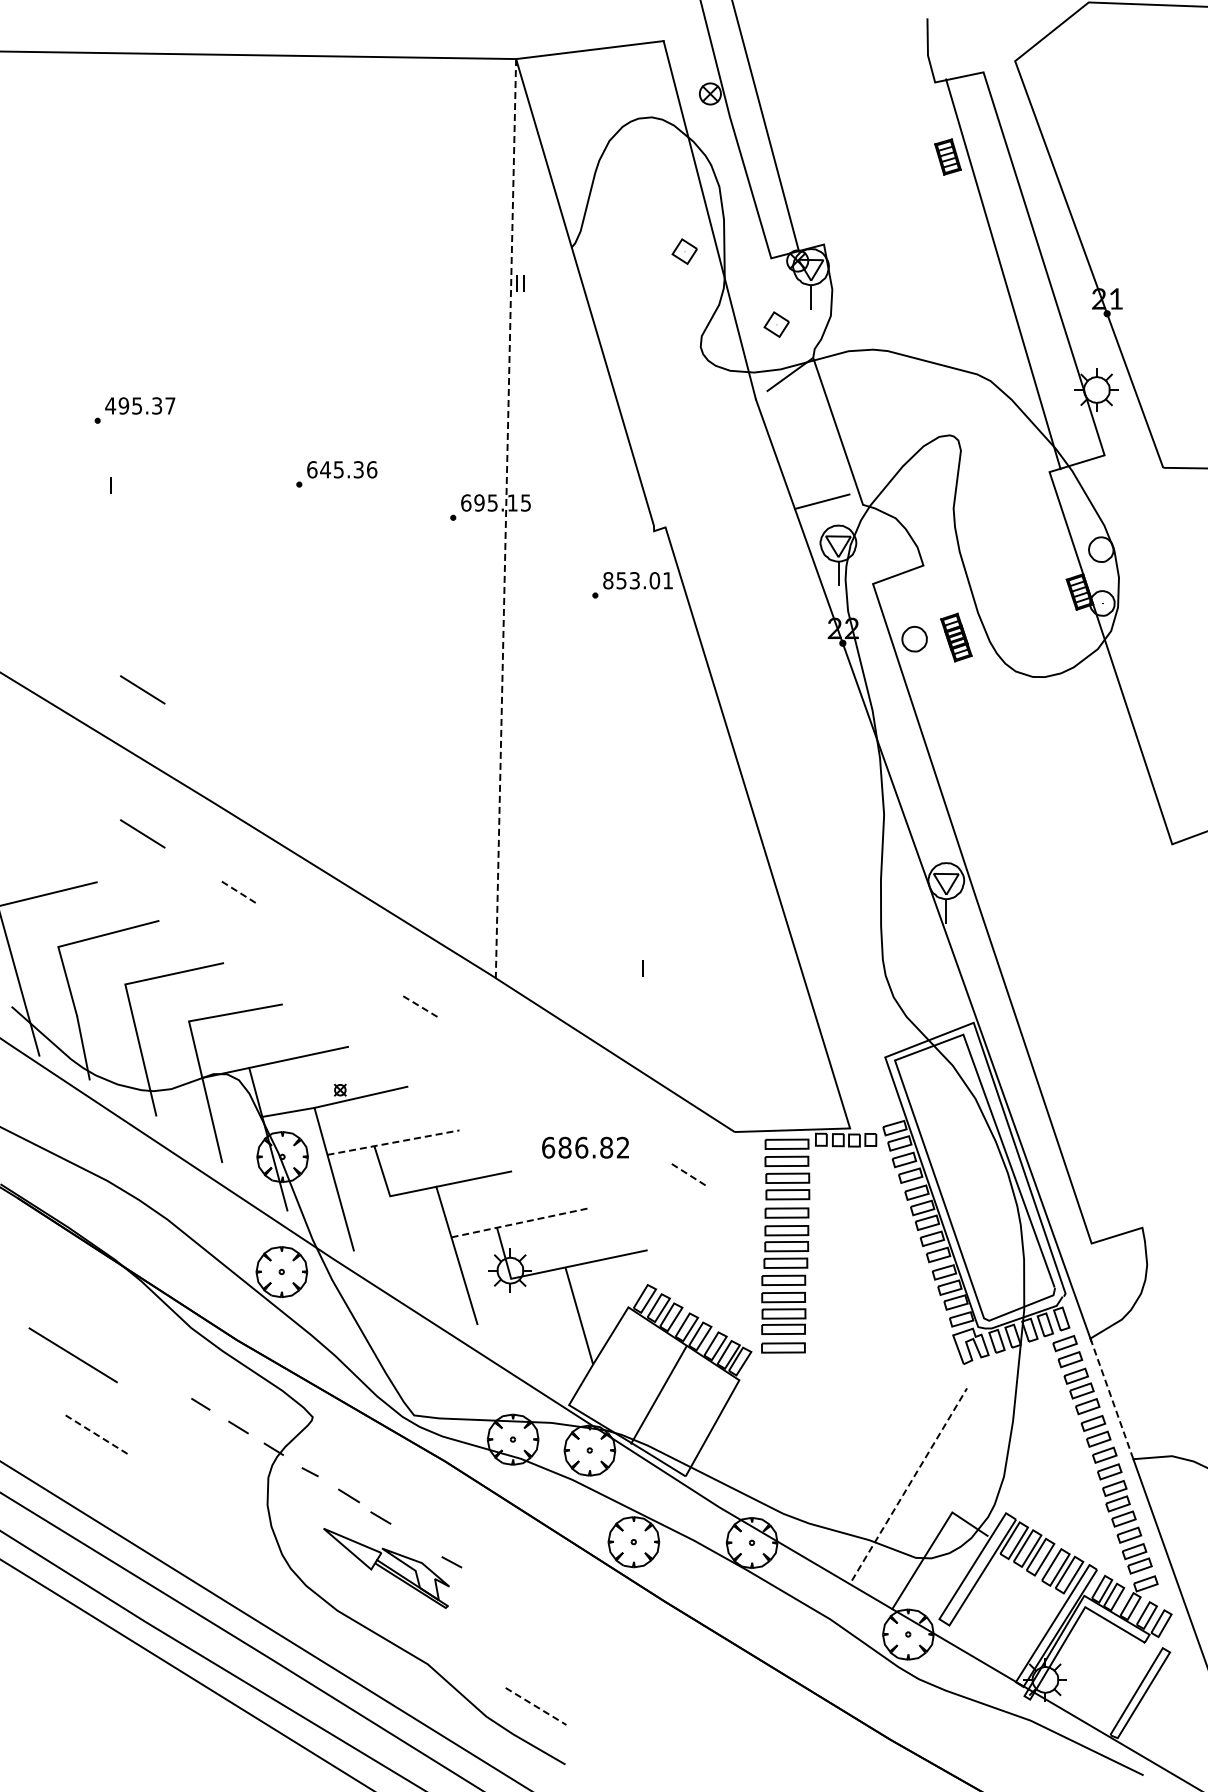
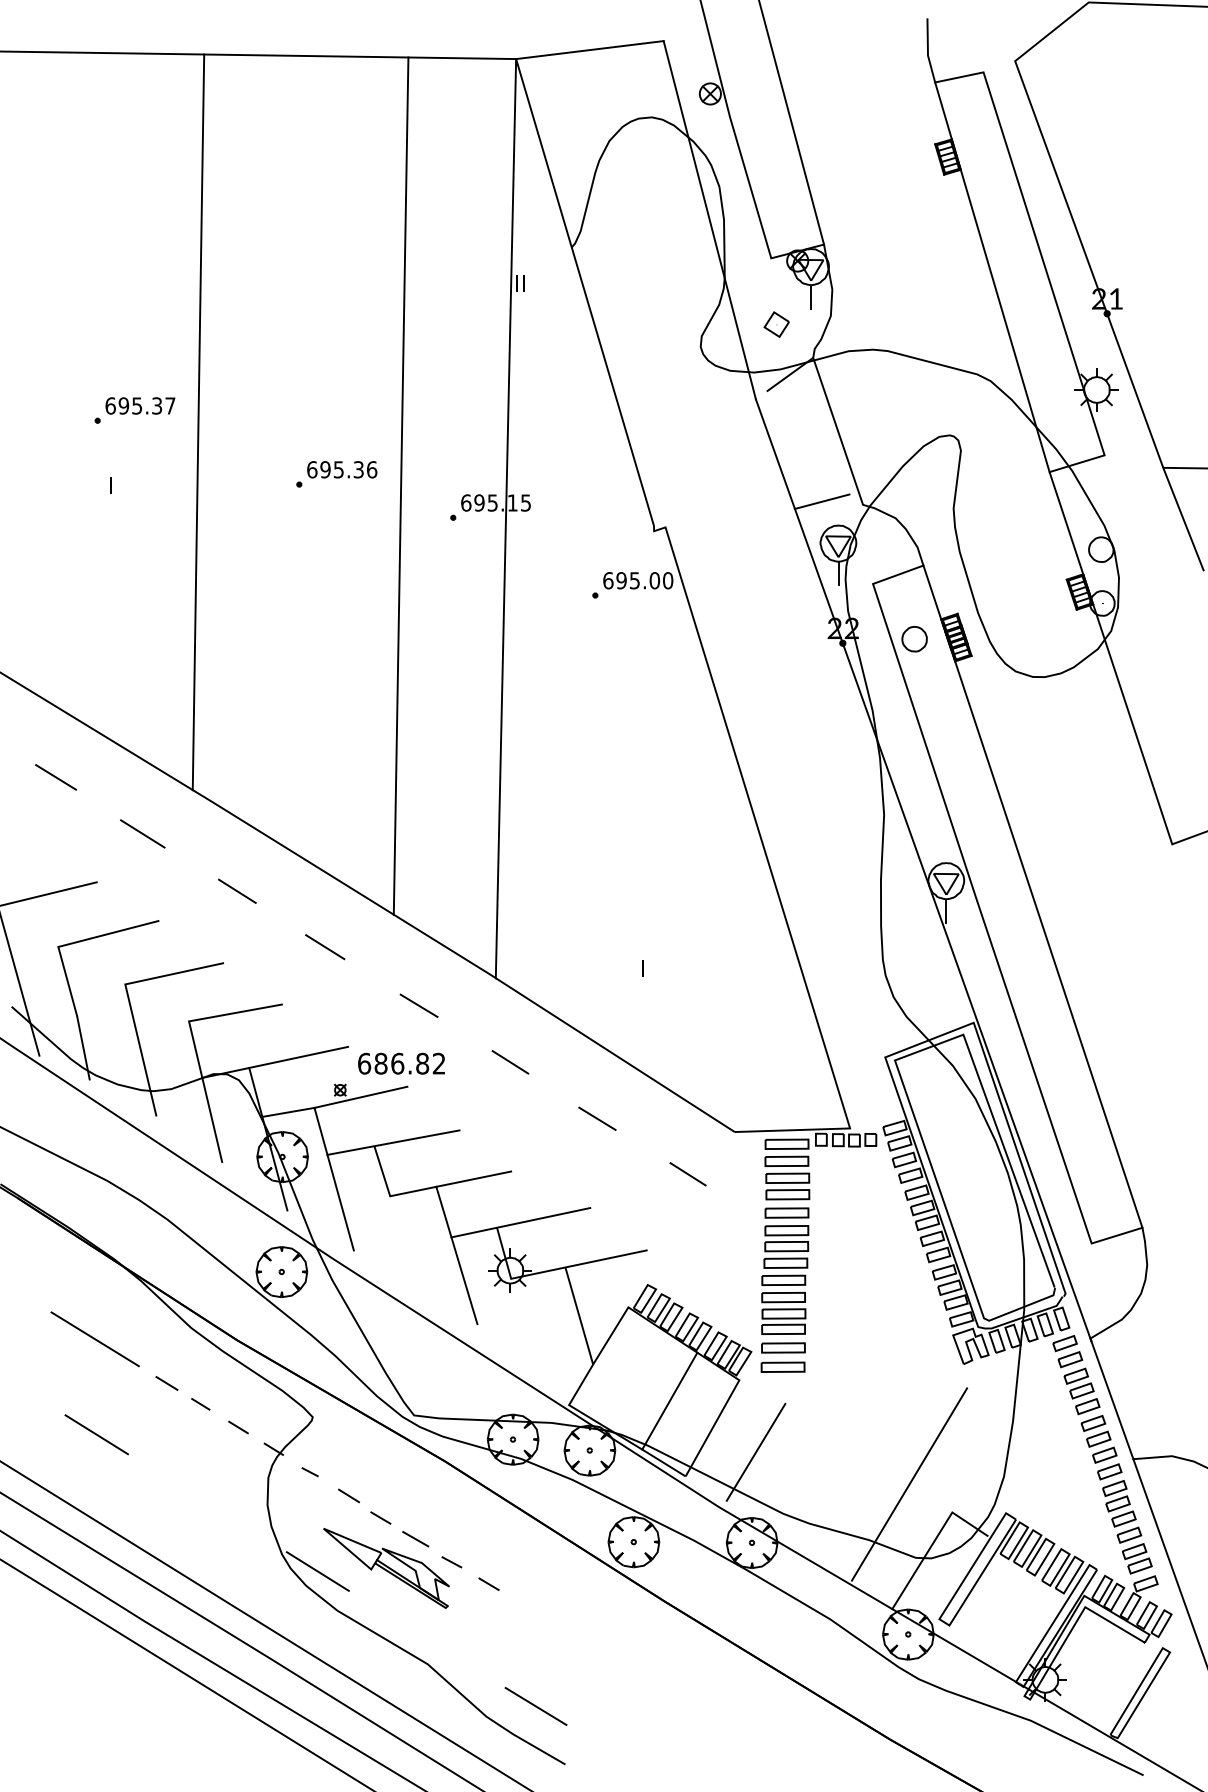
line position: (765, 126) -> (791, 123) (791, 123)
part: present -> none (684, 251)
line position: (1003, 274) -> (992, 277) (992, 277)
text: 495.37 -> 695.37 (110, 405)
line: none -> present (198, 422)
text: 645.36 -> 695.36 (325, 469)
line: none -> present (400, 485)
line: dashed -> solid (505, 518)
line: none -> present (1183, 518)
text: 853.01 -> 695.00 (638, 580)
line: present -> none (142, 689)
line: none -> present (56, 777)
line: dashed -> solid (237, 891)
line: none -> present (1032, 896)
line: none -> present (325, 947)
line: dashed -> solid (418, 1005)
line: none -> present (510, 1062)
line: none -> present (597, 1118)
line: dashed -> solid (393, 1142)
text position: (585, 1147) -> (401, 1063) (401, 1063)
line: dashed -> solid (688, 1174)
line: dashed -> solid (520, 1222)
line position: (72, 1355) -> (94, 1339) (94, 1339)
part: none -> present (782, 1366)
line: none -> present (166, 1383)
line position: (658, 1394) -> (669, 1400) (669, 1400)
line: dashed -> solid (1112, 1400)
line: dashed -> solid (96, 1434)
line: none -> present (755, 1451)
line: dashed -> solid (909, 1484)
line: none -> present (415, 1539)
line: none -> present (317, 1571)
line: none -> present (488, 1583)
line: dashed -> solid (536, 1706)
